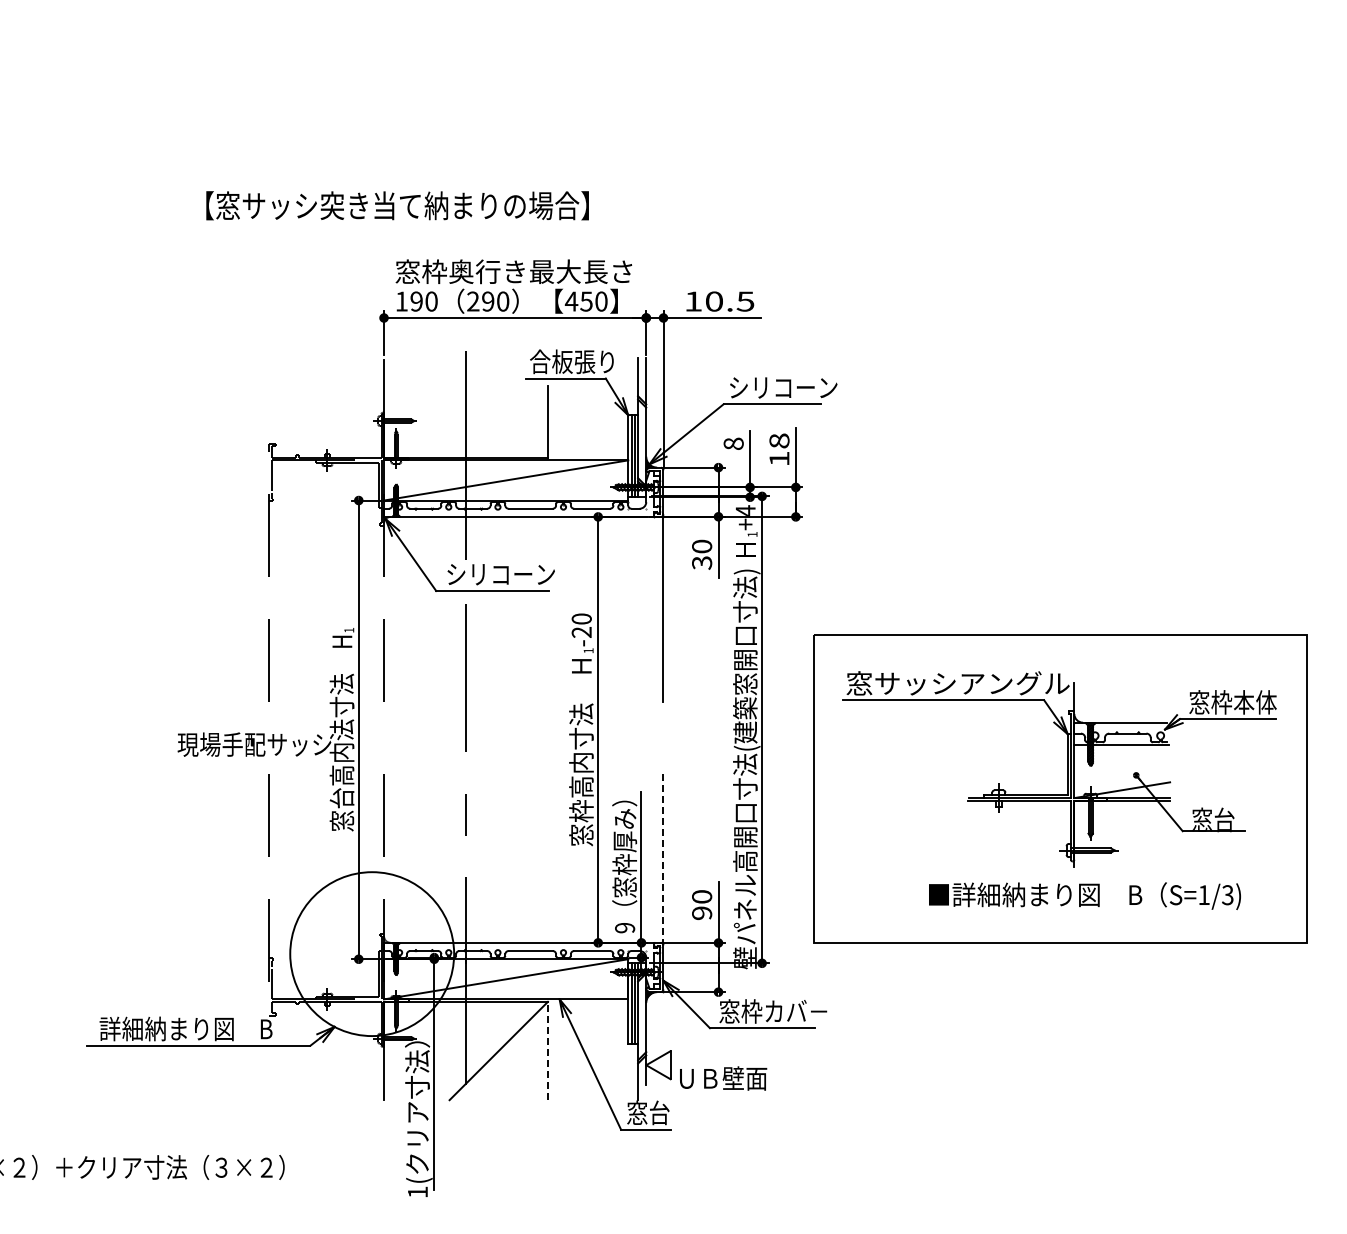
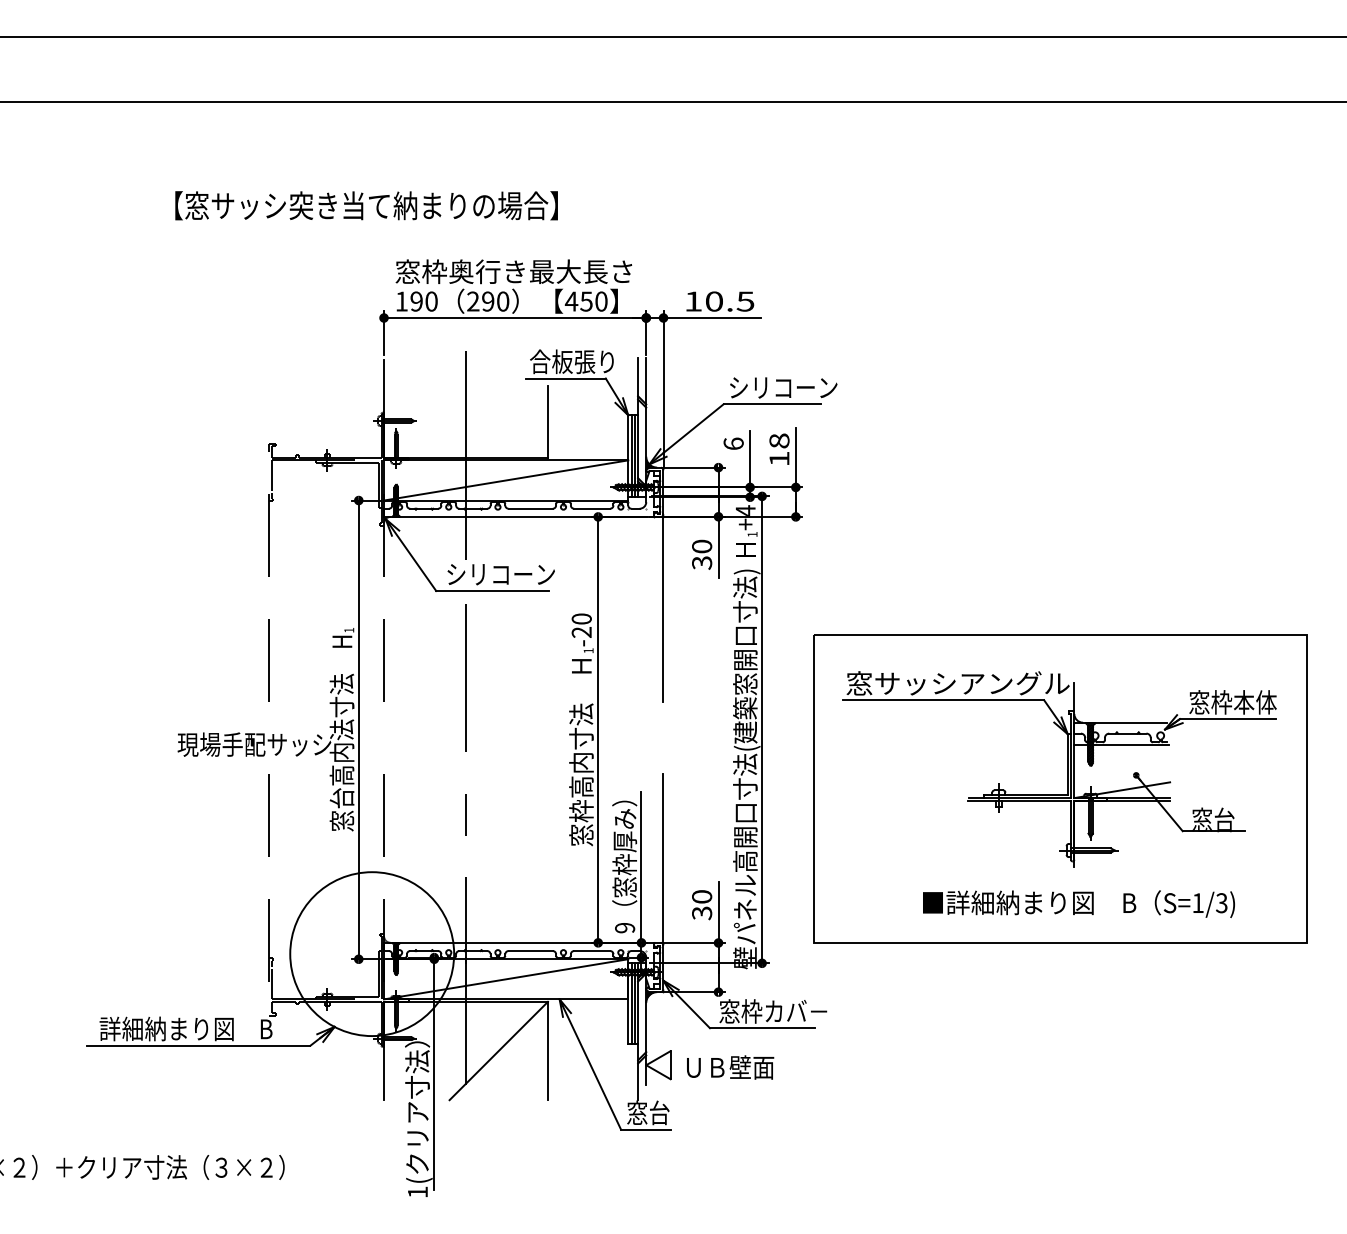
line: none -> present (672, 36)
line: none -> present (672, 102)
text position: (397, 205) -> (366, 205) (366, 205)
text: 8 -> 6 (733, 443)
line: dashed -> solid (663, 859)
text position: (1084, 895) -> (1078, 903) (1078, 903)
text: 90 -> 30 (702, 913)
line: dashed -> solid (547, 1050)
text position: (723, 1078) -> (730, 1067) (730, 1067)
